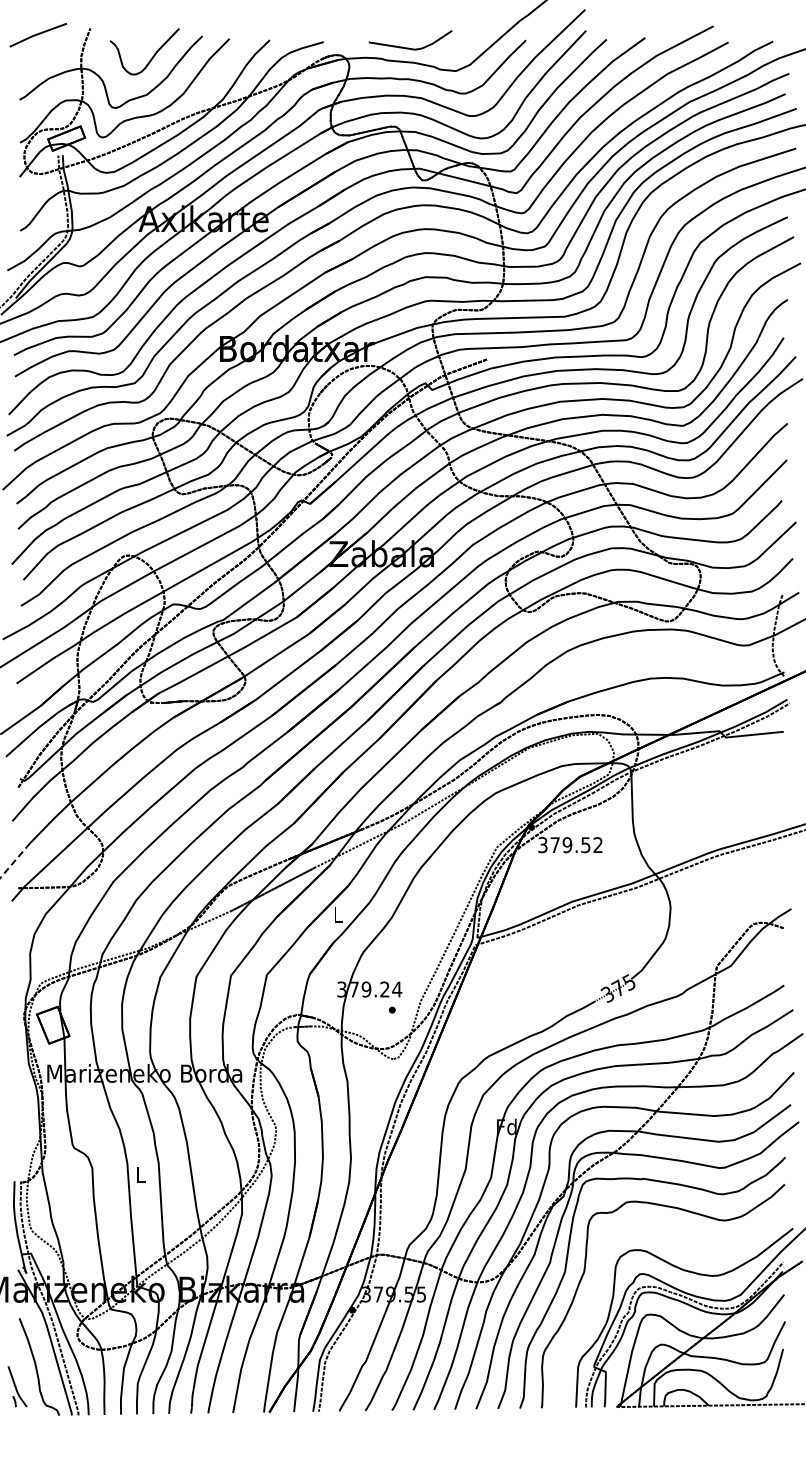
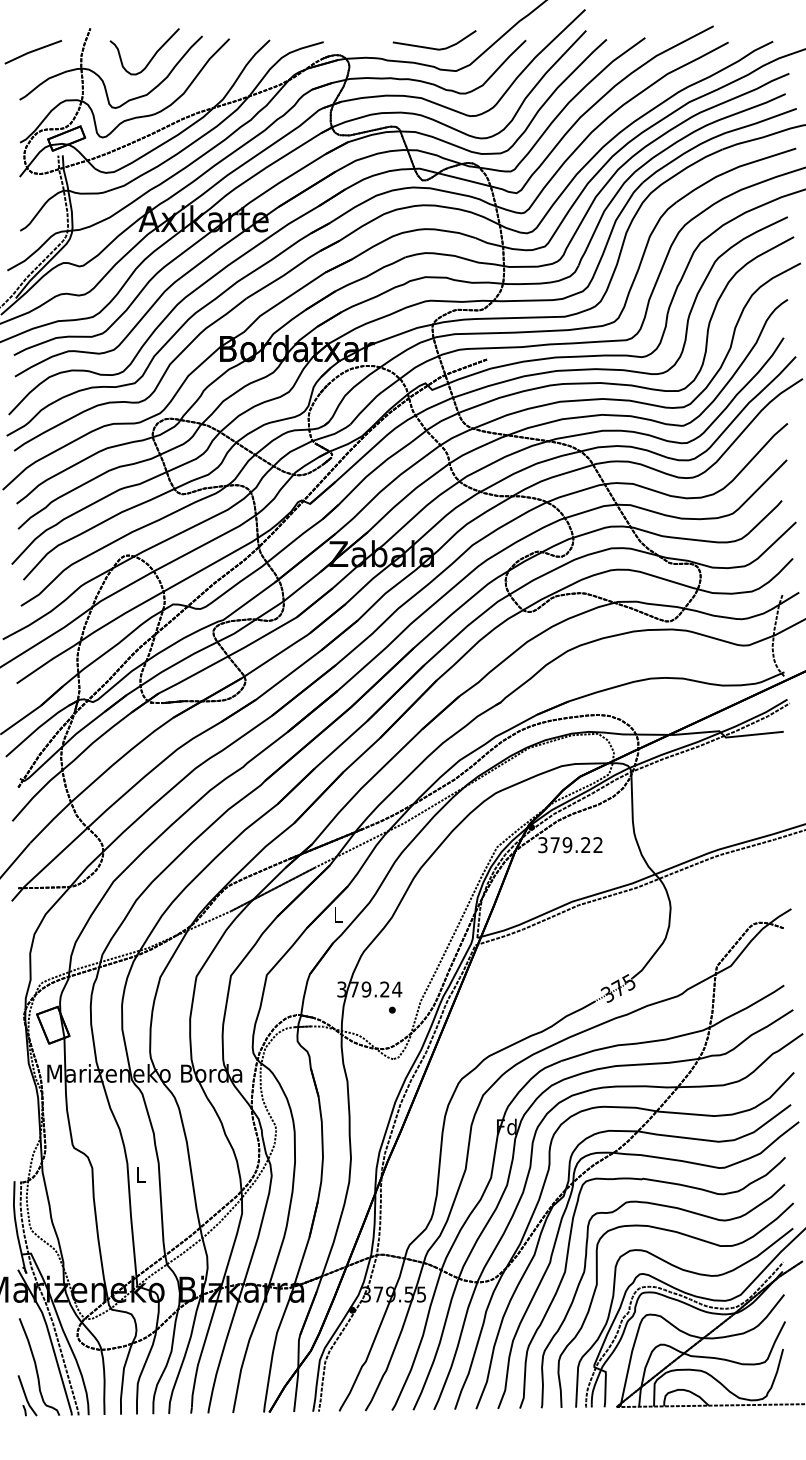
line position: (37, 35) -> (32, 52) (32, 52)
line position: (409, 47) -> (433, 47) (433, 47)
text: 379.52 -> 379.22 (585, 845)
line: dashed -> solid (15, 860)
curve: none -> present (692, 1238)
part position: (17, 1386) -> (27, 1395) (27, 1395)
